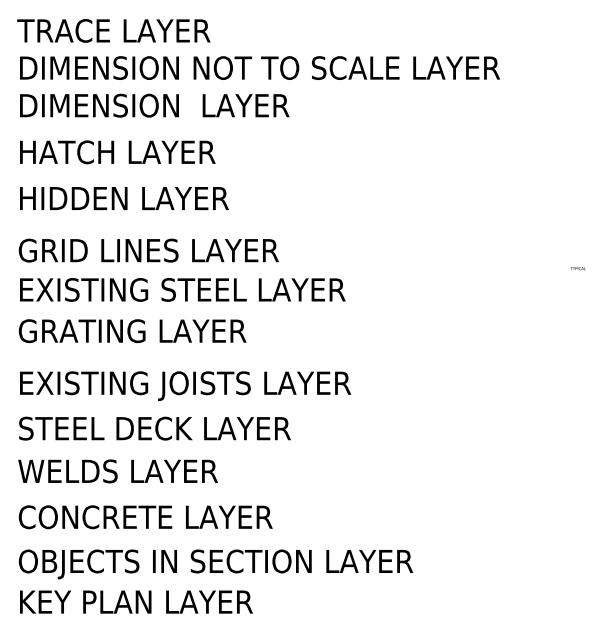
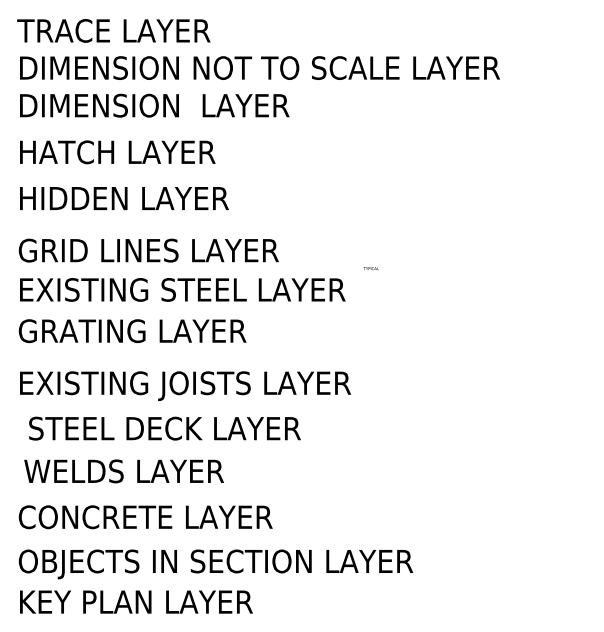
text position: (577, 268) -> (370, 268) (370, 268)
text position: (154, 428) -> (164, 428) (164, 428)
text position: (117, 471) -> (123, 471) (123, 471)
